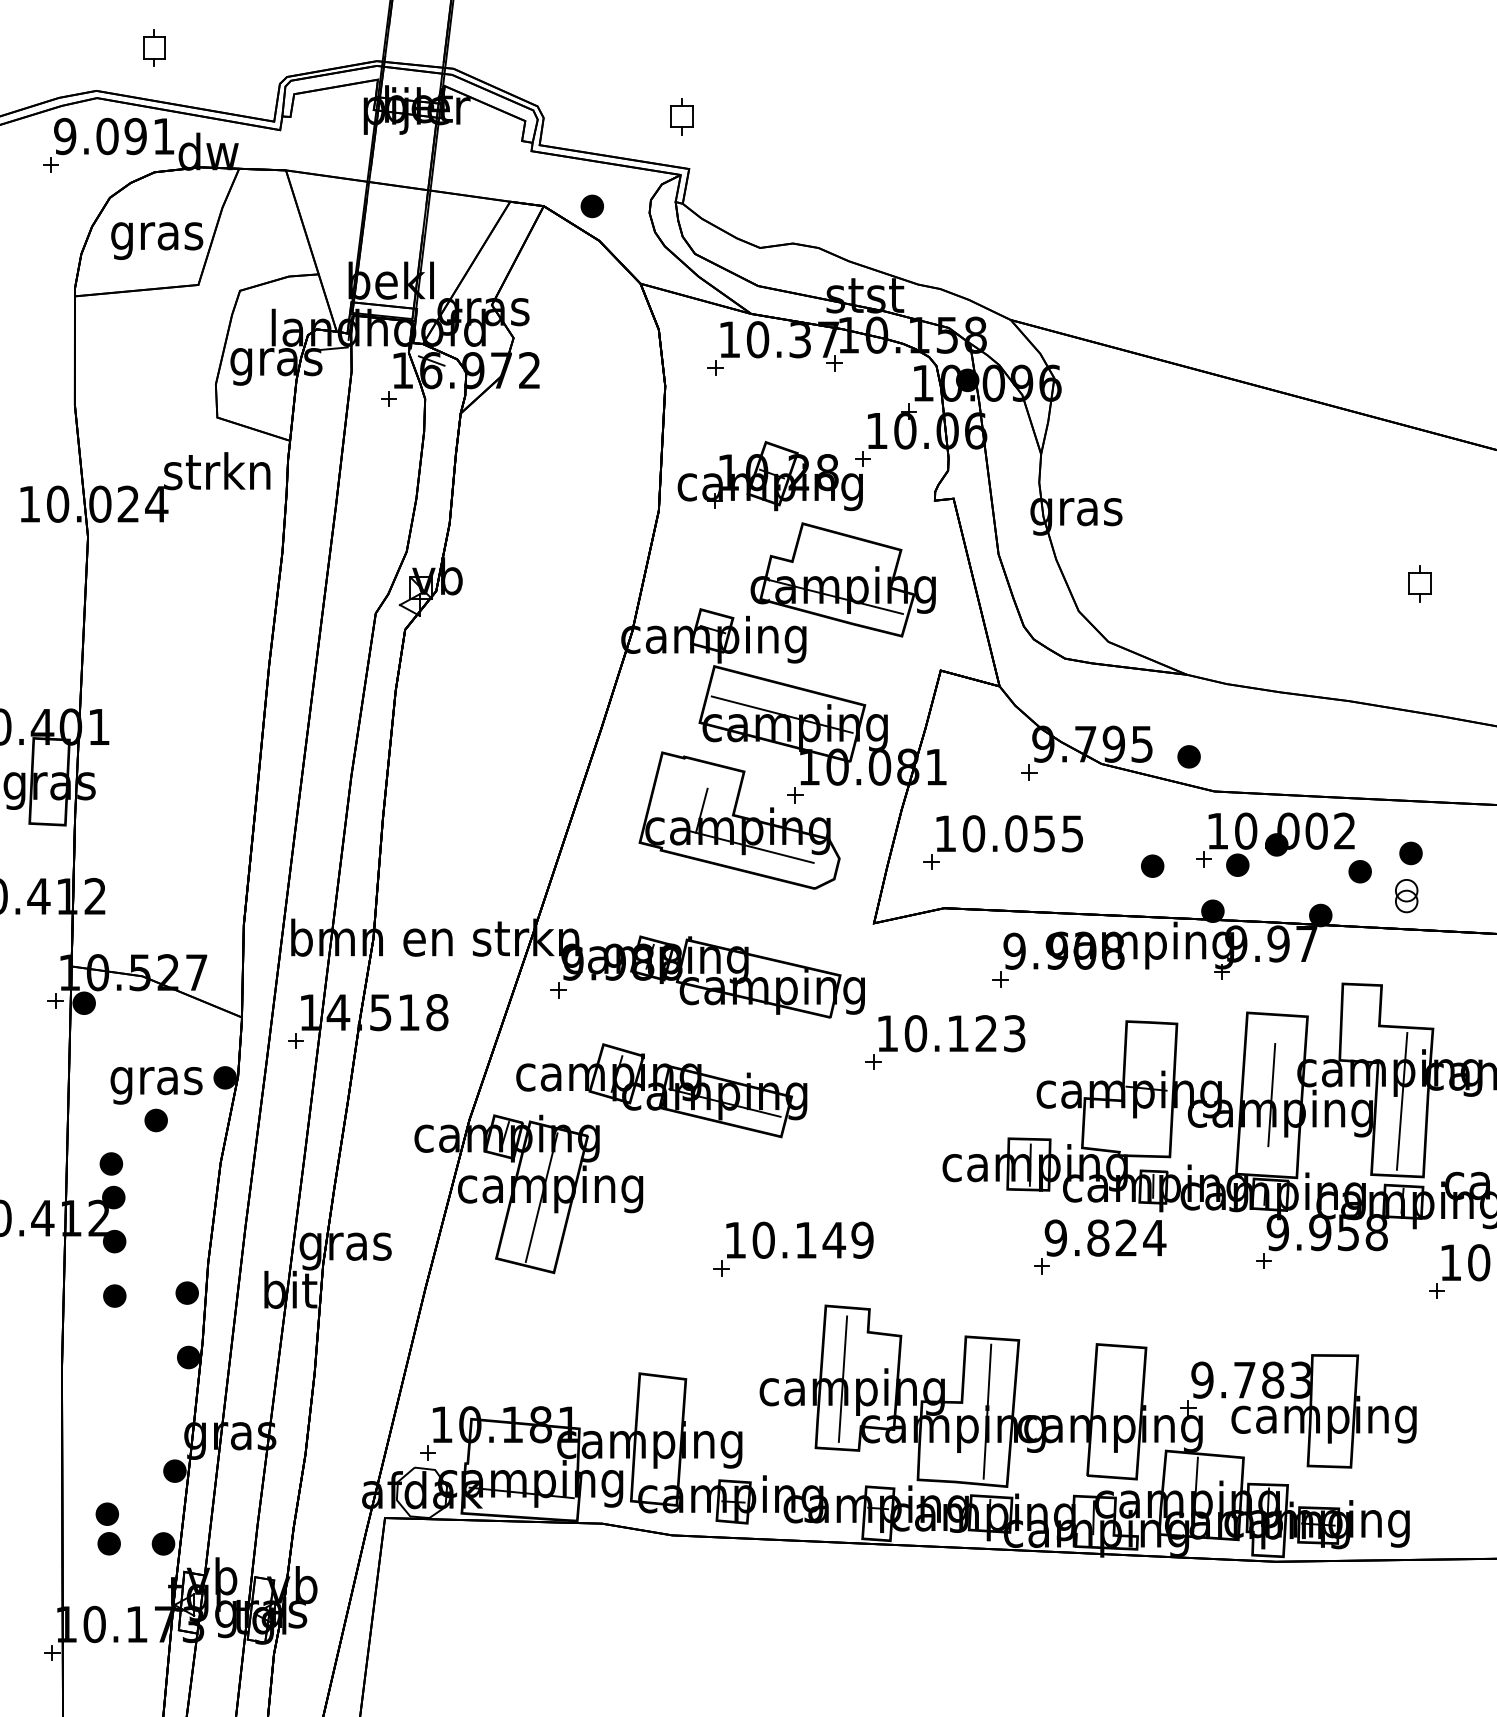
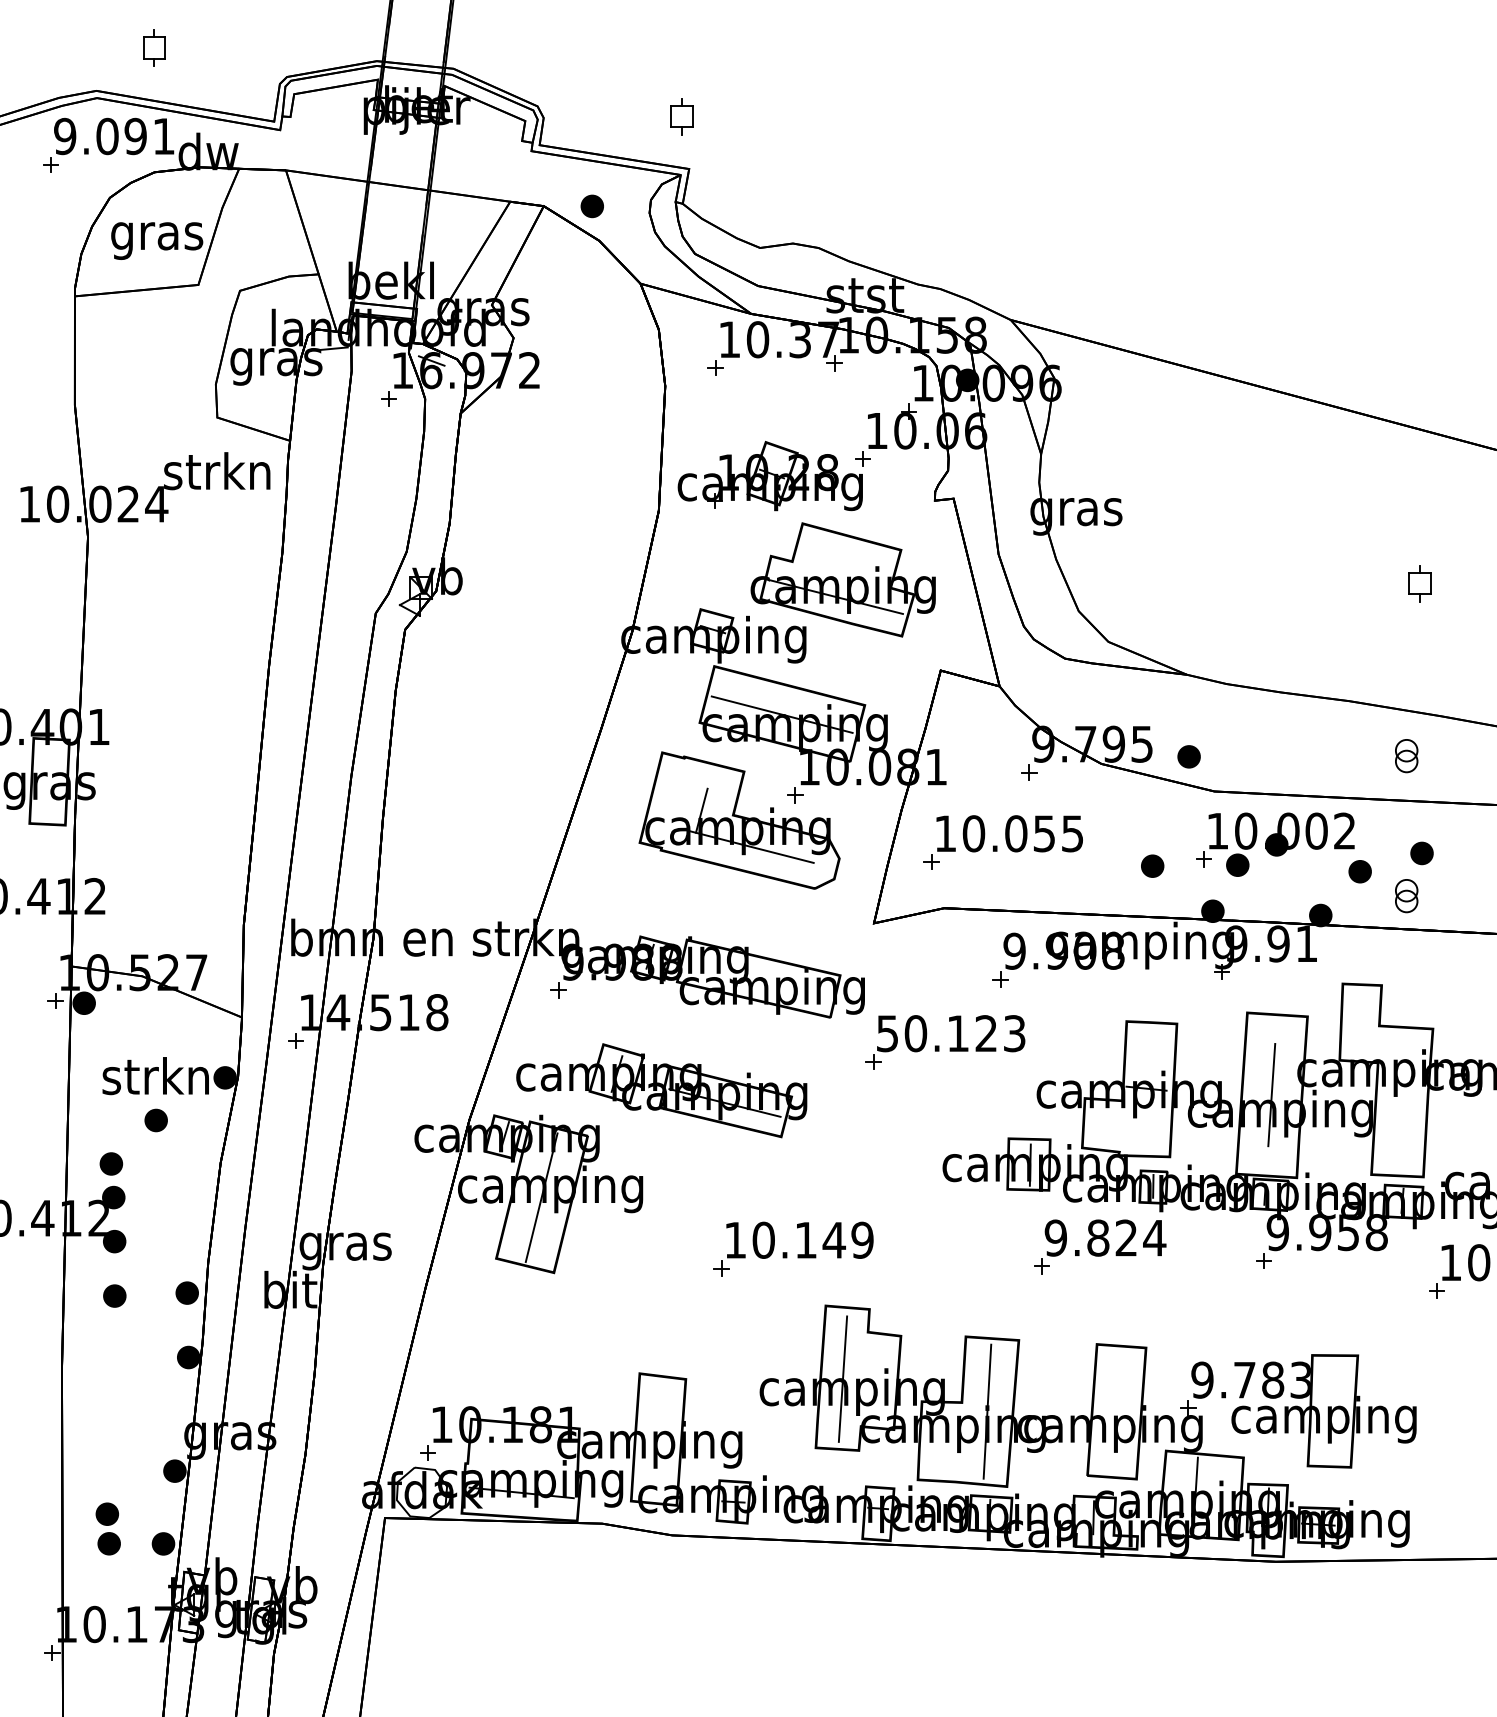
part: none -> present (1406, 756)
part position: (1410, 853) -> (1421, 853) (1421, 853)
text: 9.97 -> 9.91 (1306, 943)
text: 10.123 -> 50.123 (887, 1033)
text: gras -> strkn (155, 1080)
line: present -> none (1401, 1101)
